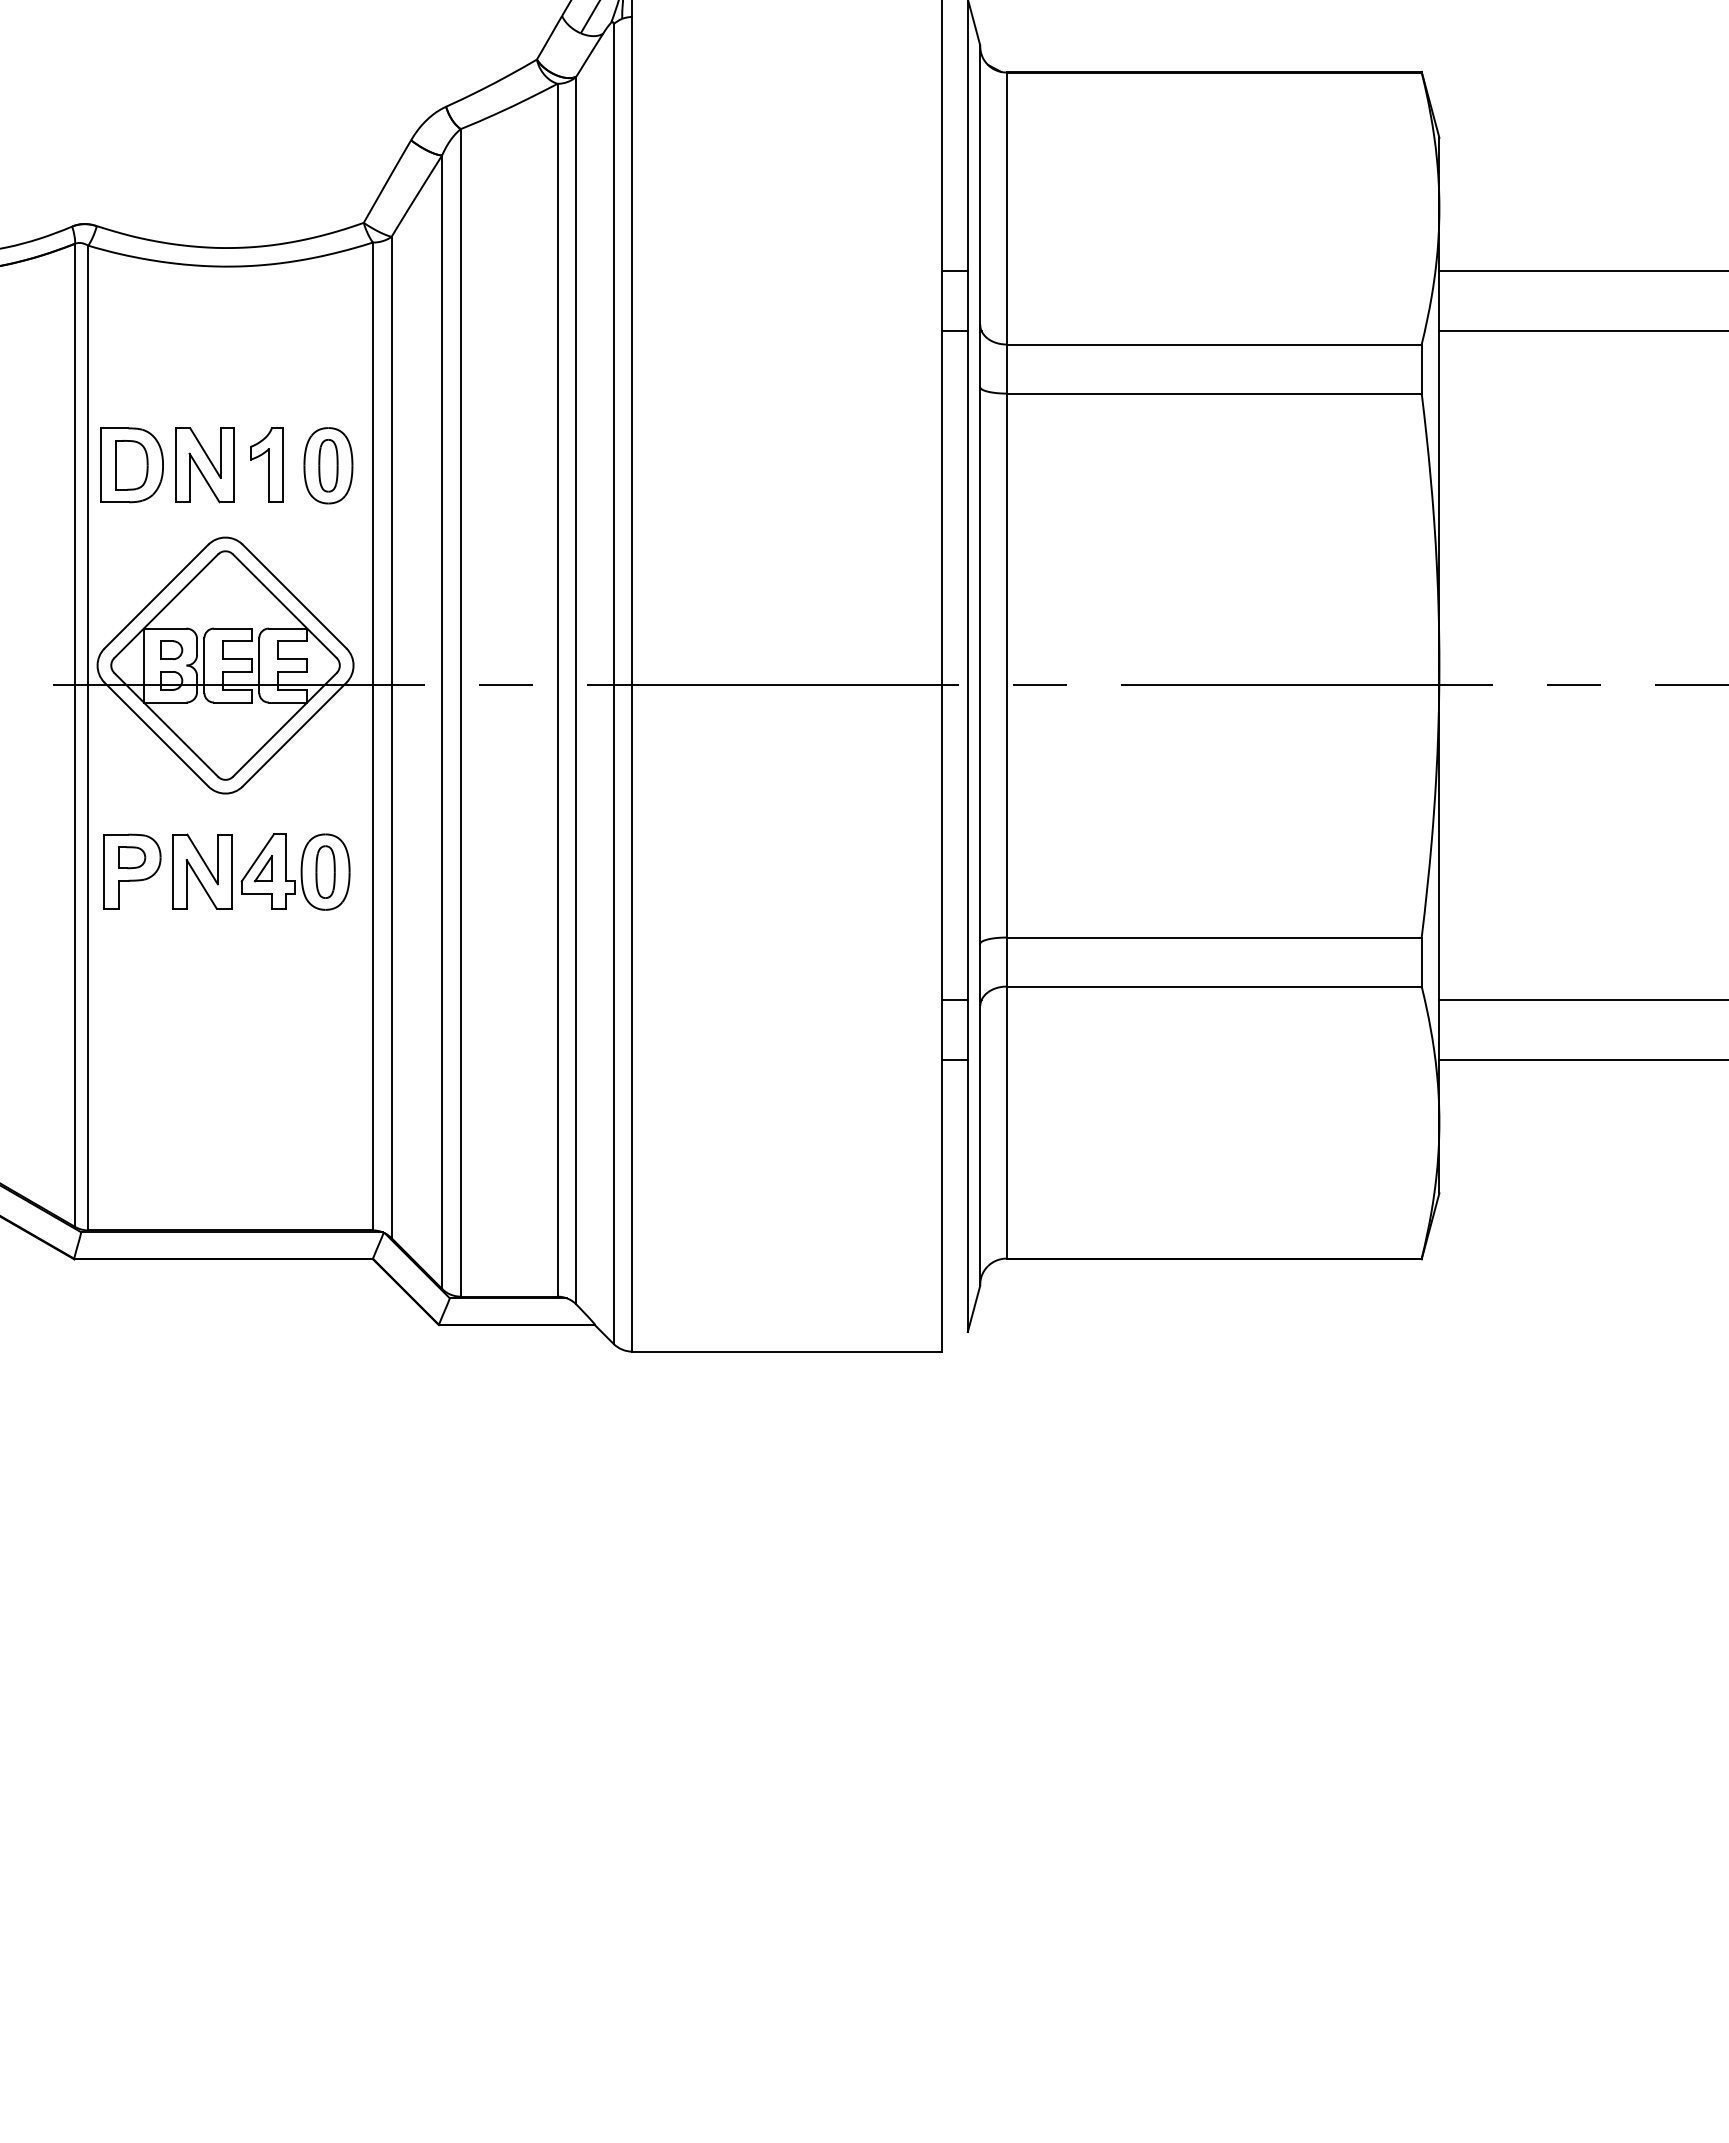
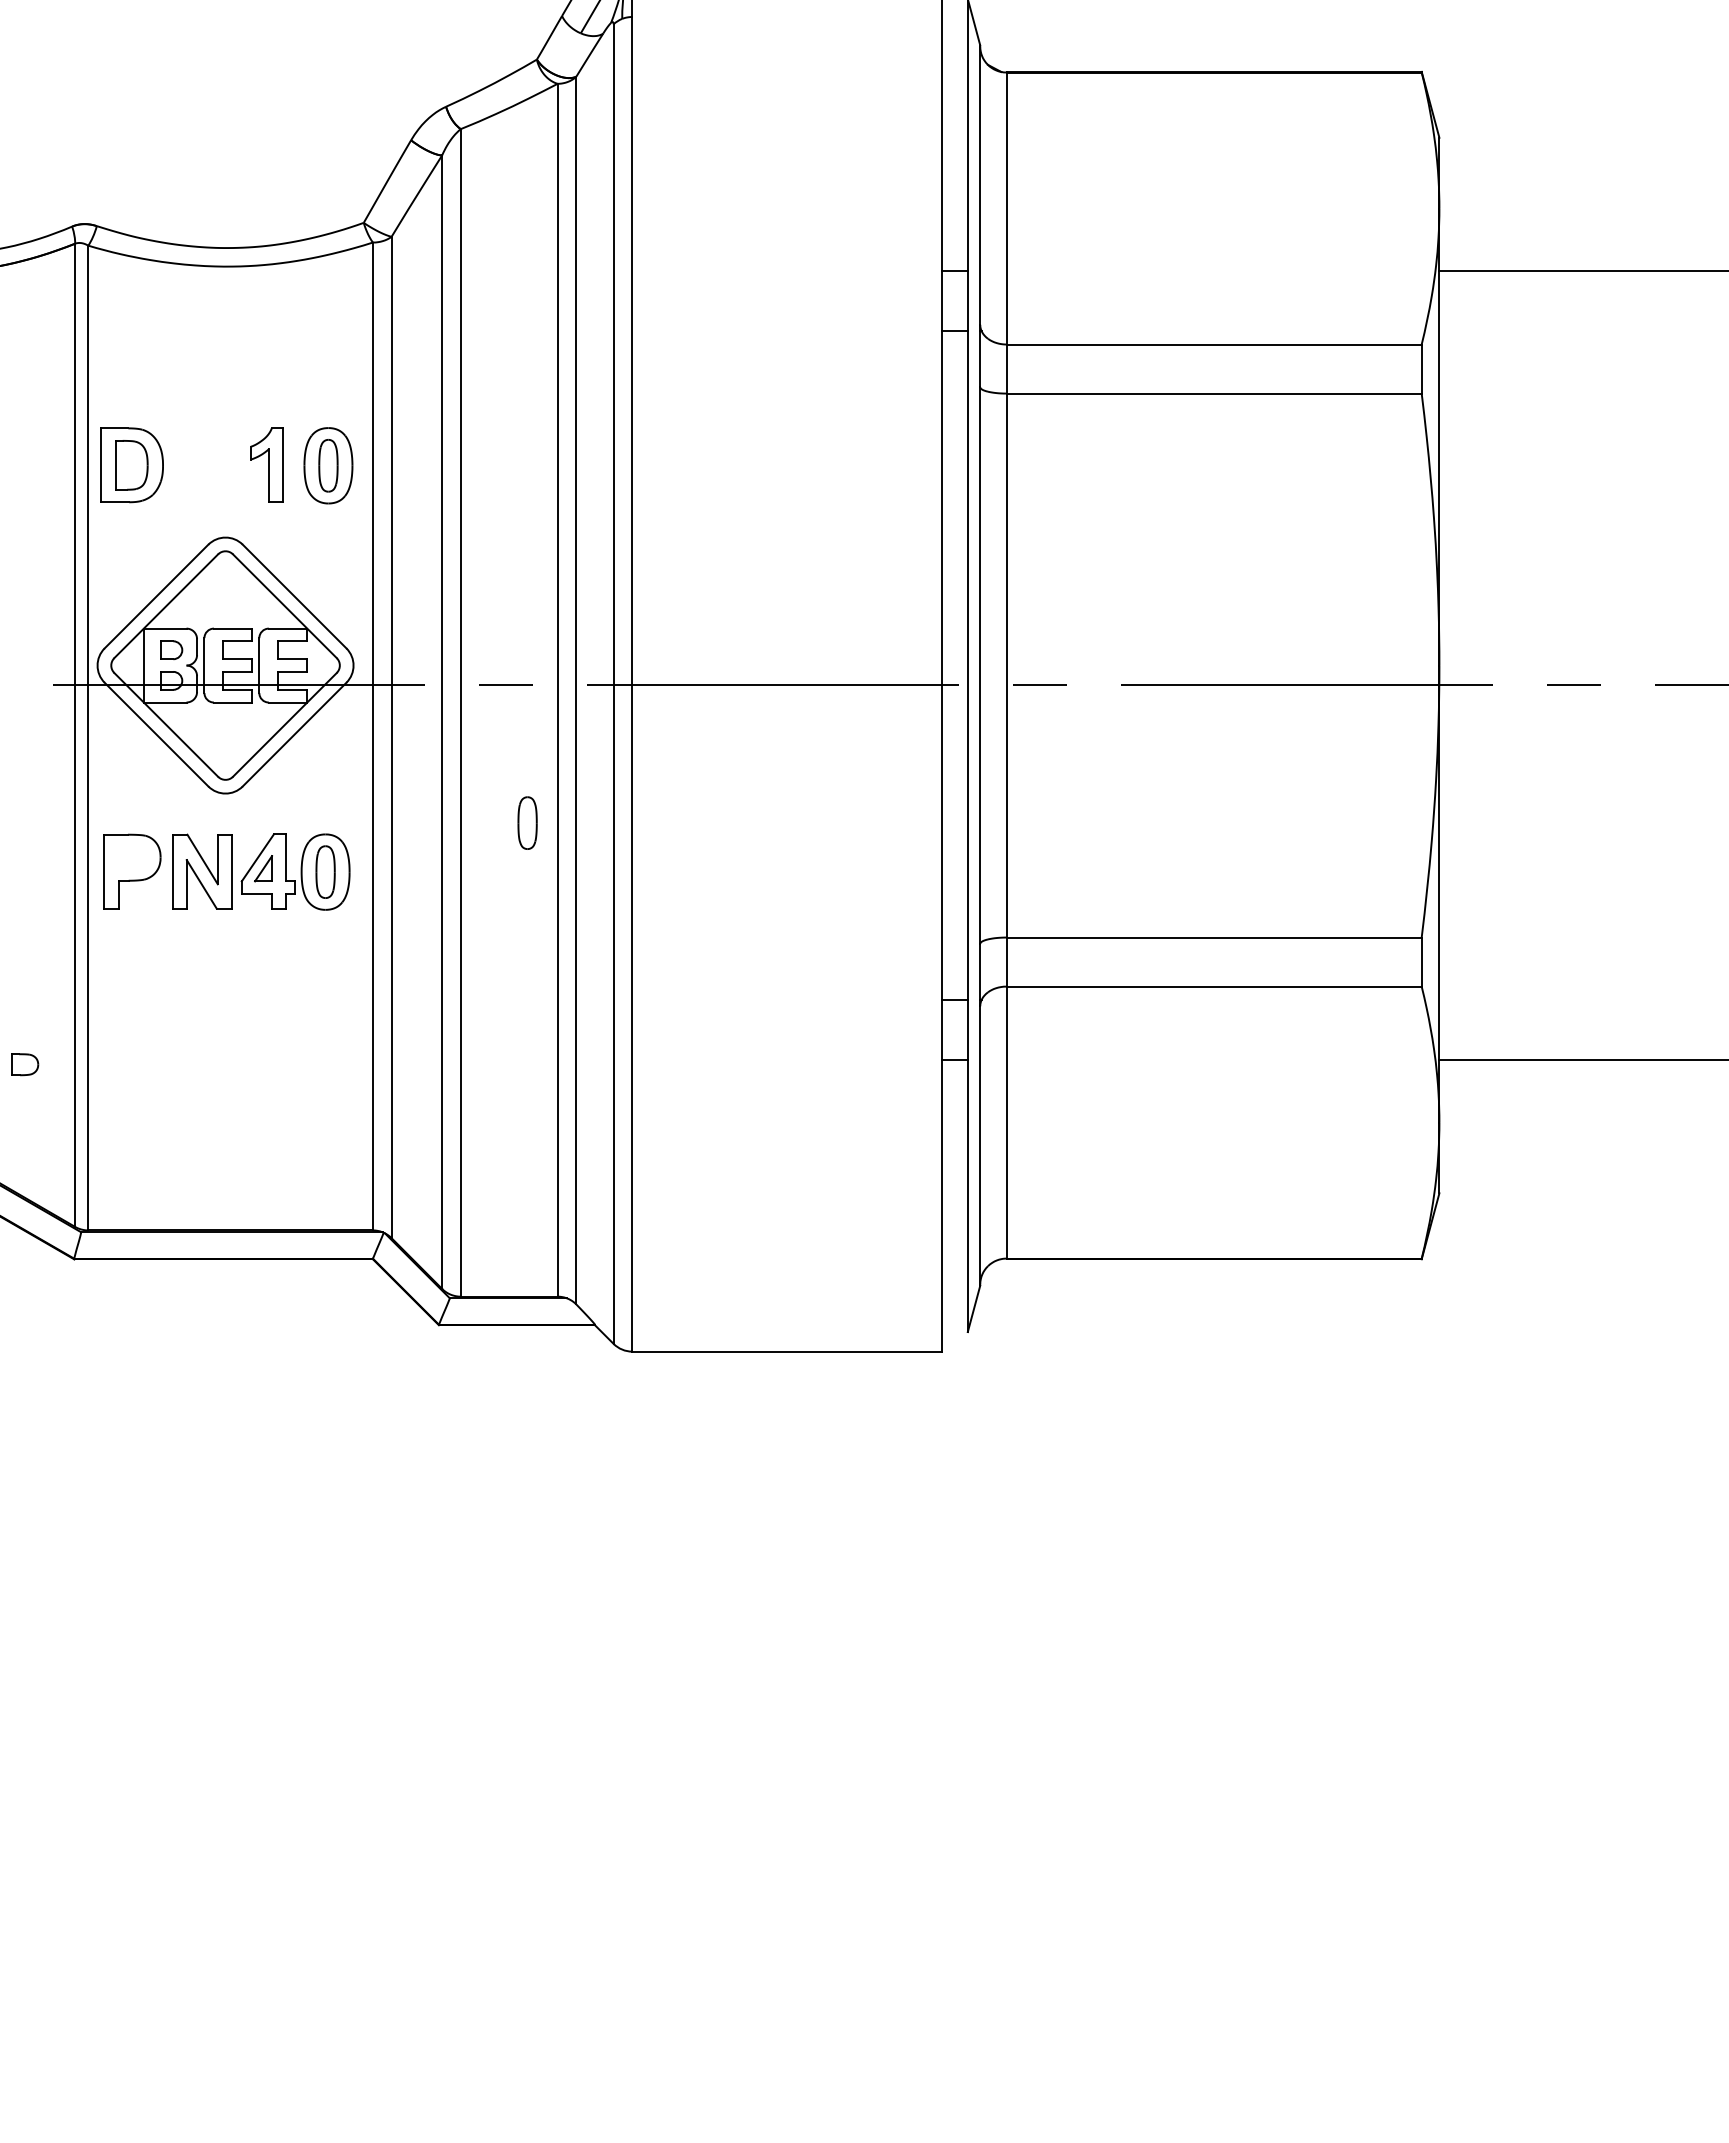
line: present -> none (1582, 331)
part: present -> none (204, 465)
part: none -> present (527, 822)
part position: (132, 857) -> (25, 1064) (25, 1064)
line: present -> none (1582, 1000)
